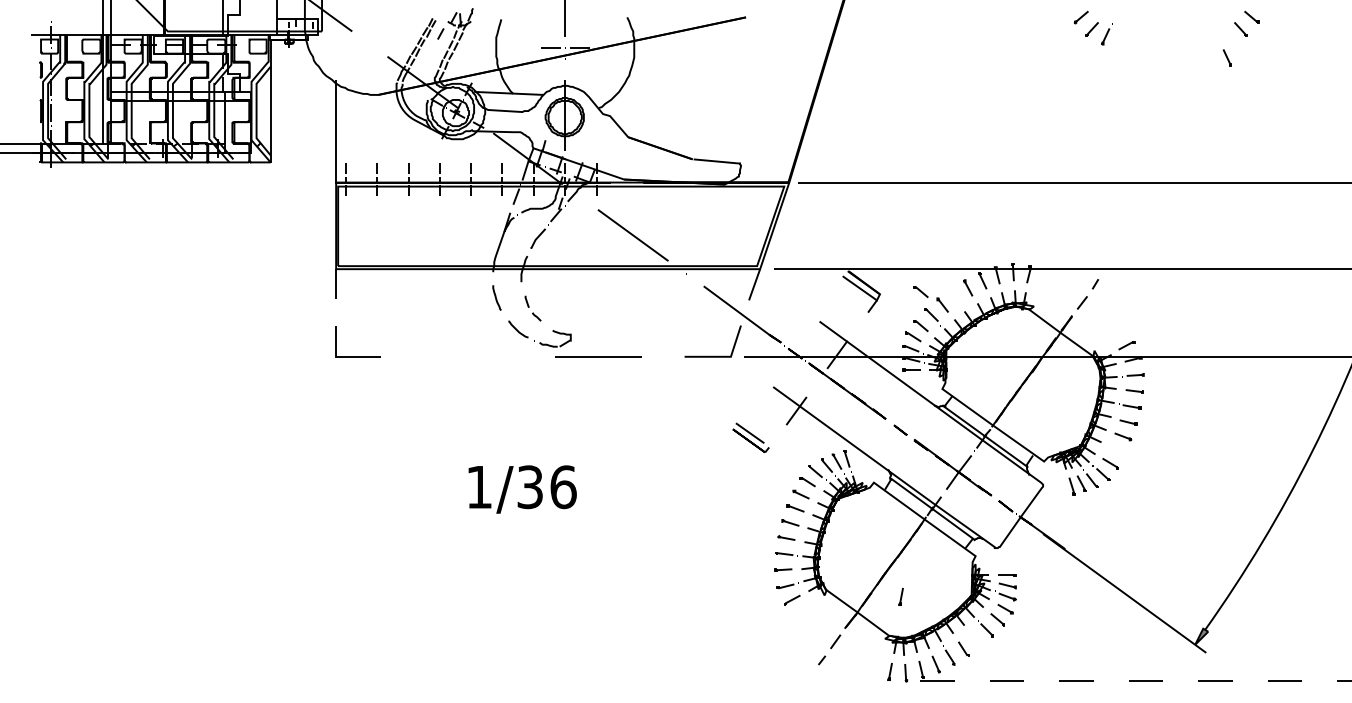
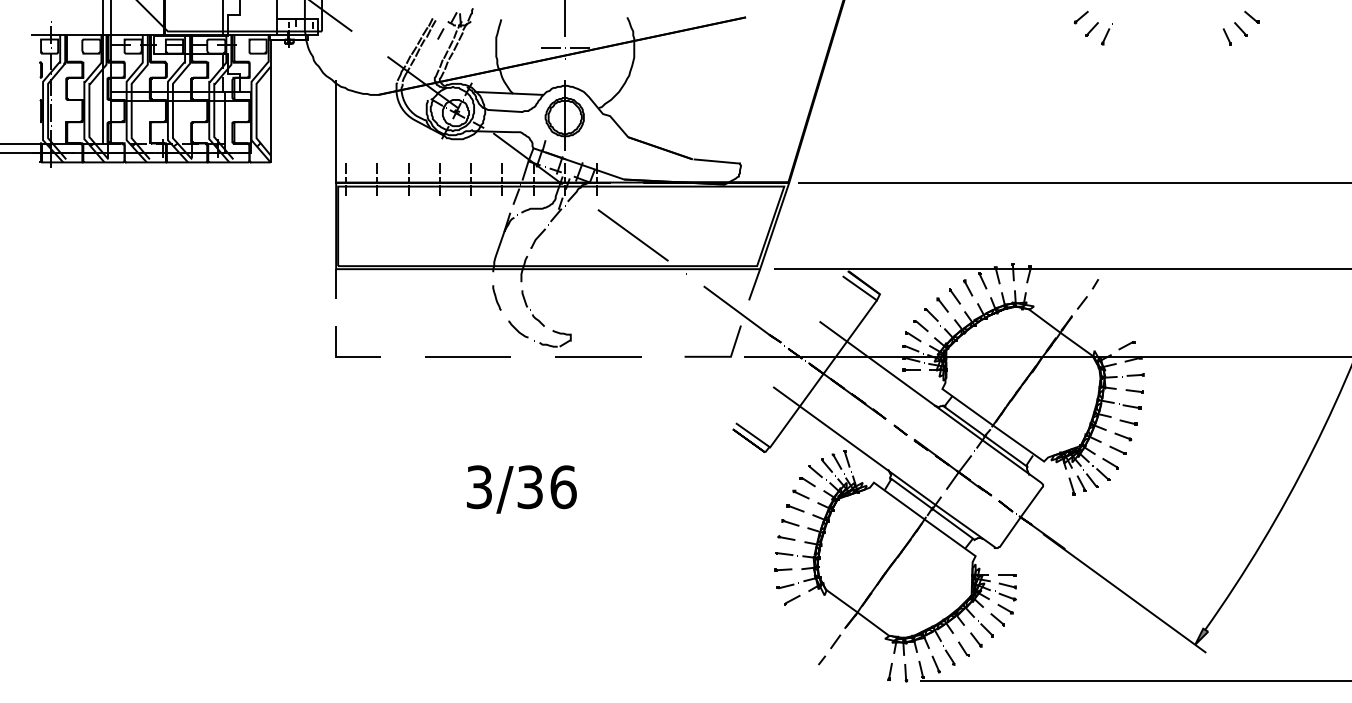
line position: (1226, 57) -> (1226, 36) (1226, 36)
part: present -> none (920, 292)
line: none -> present (955, 296)
part size: 18x27 px -> 24x37 px (532, 308)
line: none -> present (467, 356)
line: dashed -> solid (811, 390)
line: none -> present (1117, 449)
text: 1/36 -> 3/36 (479, 487)
line: present -> none (900, 596)
part: none -> present (976, 639)
line: dashed -> solid (1136, 681)
